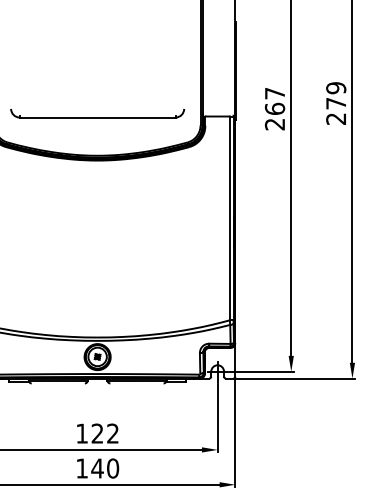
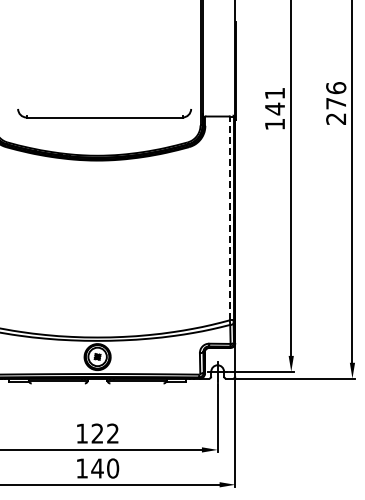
text: 279 -> 276 (336, 88)
text: 267 -> 141 (274, 109)
part position: (97, 113) -> (104, 113) (104, 113)
line: solid -> dashed (229, 218)
